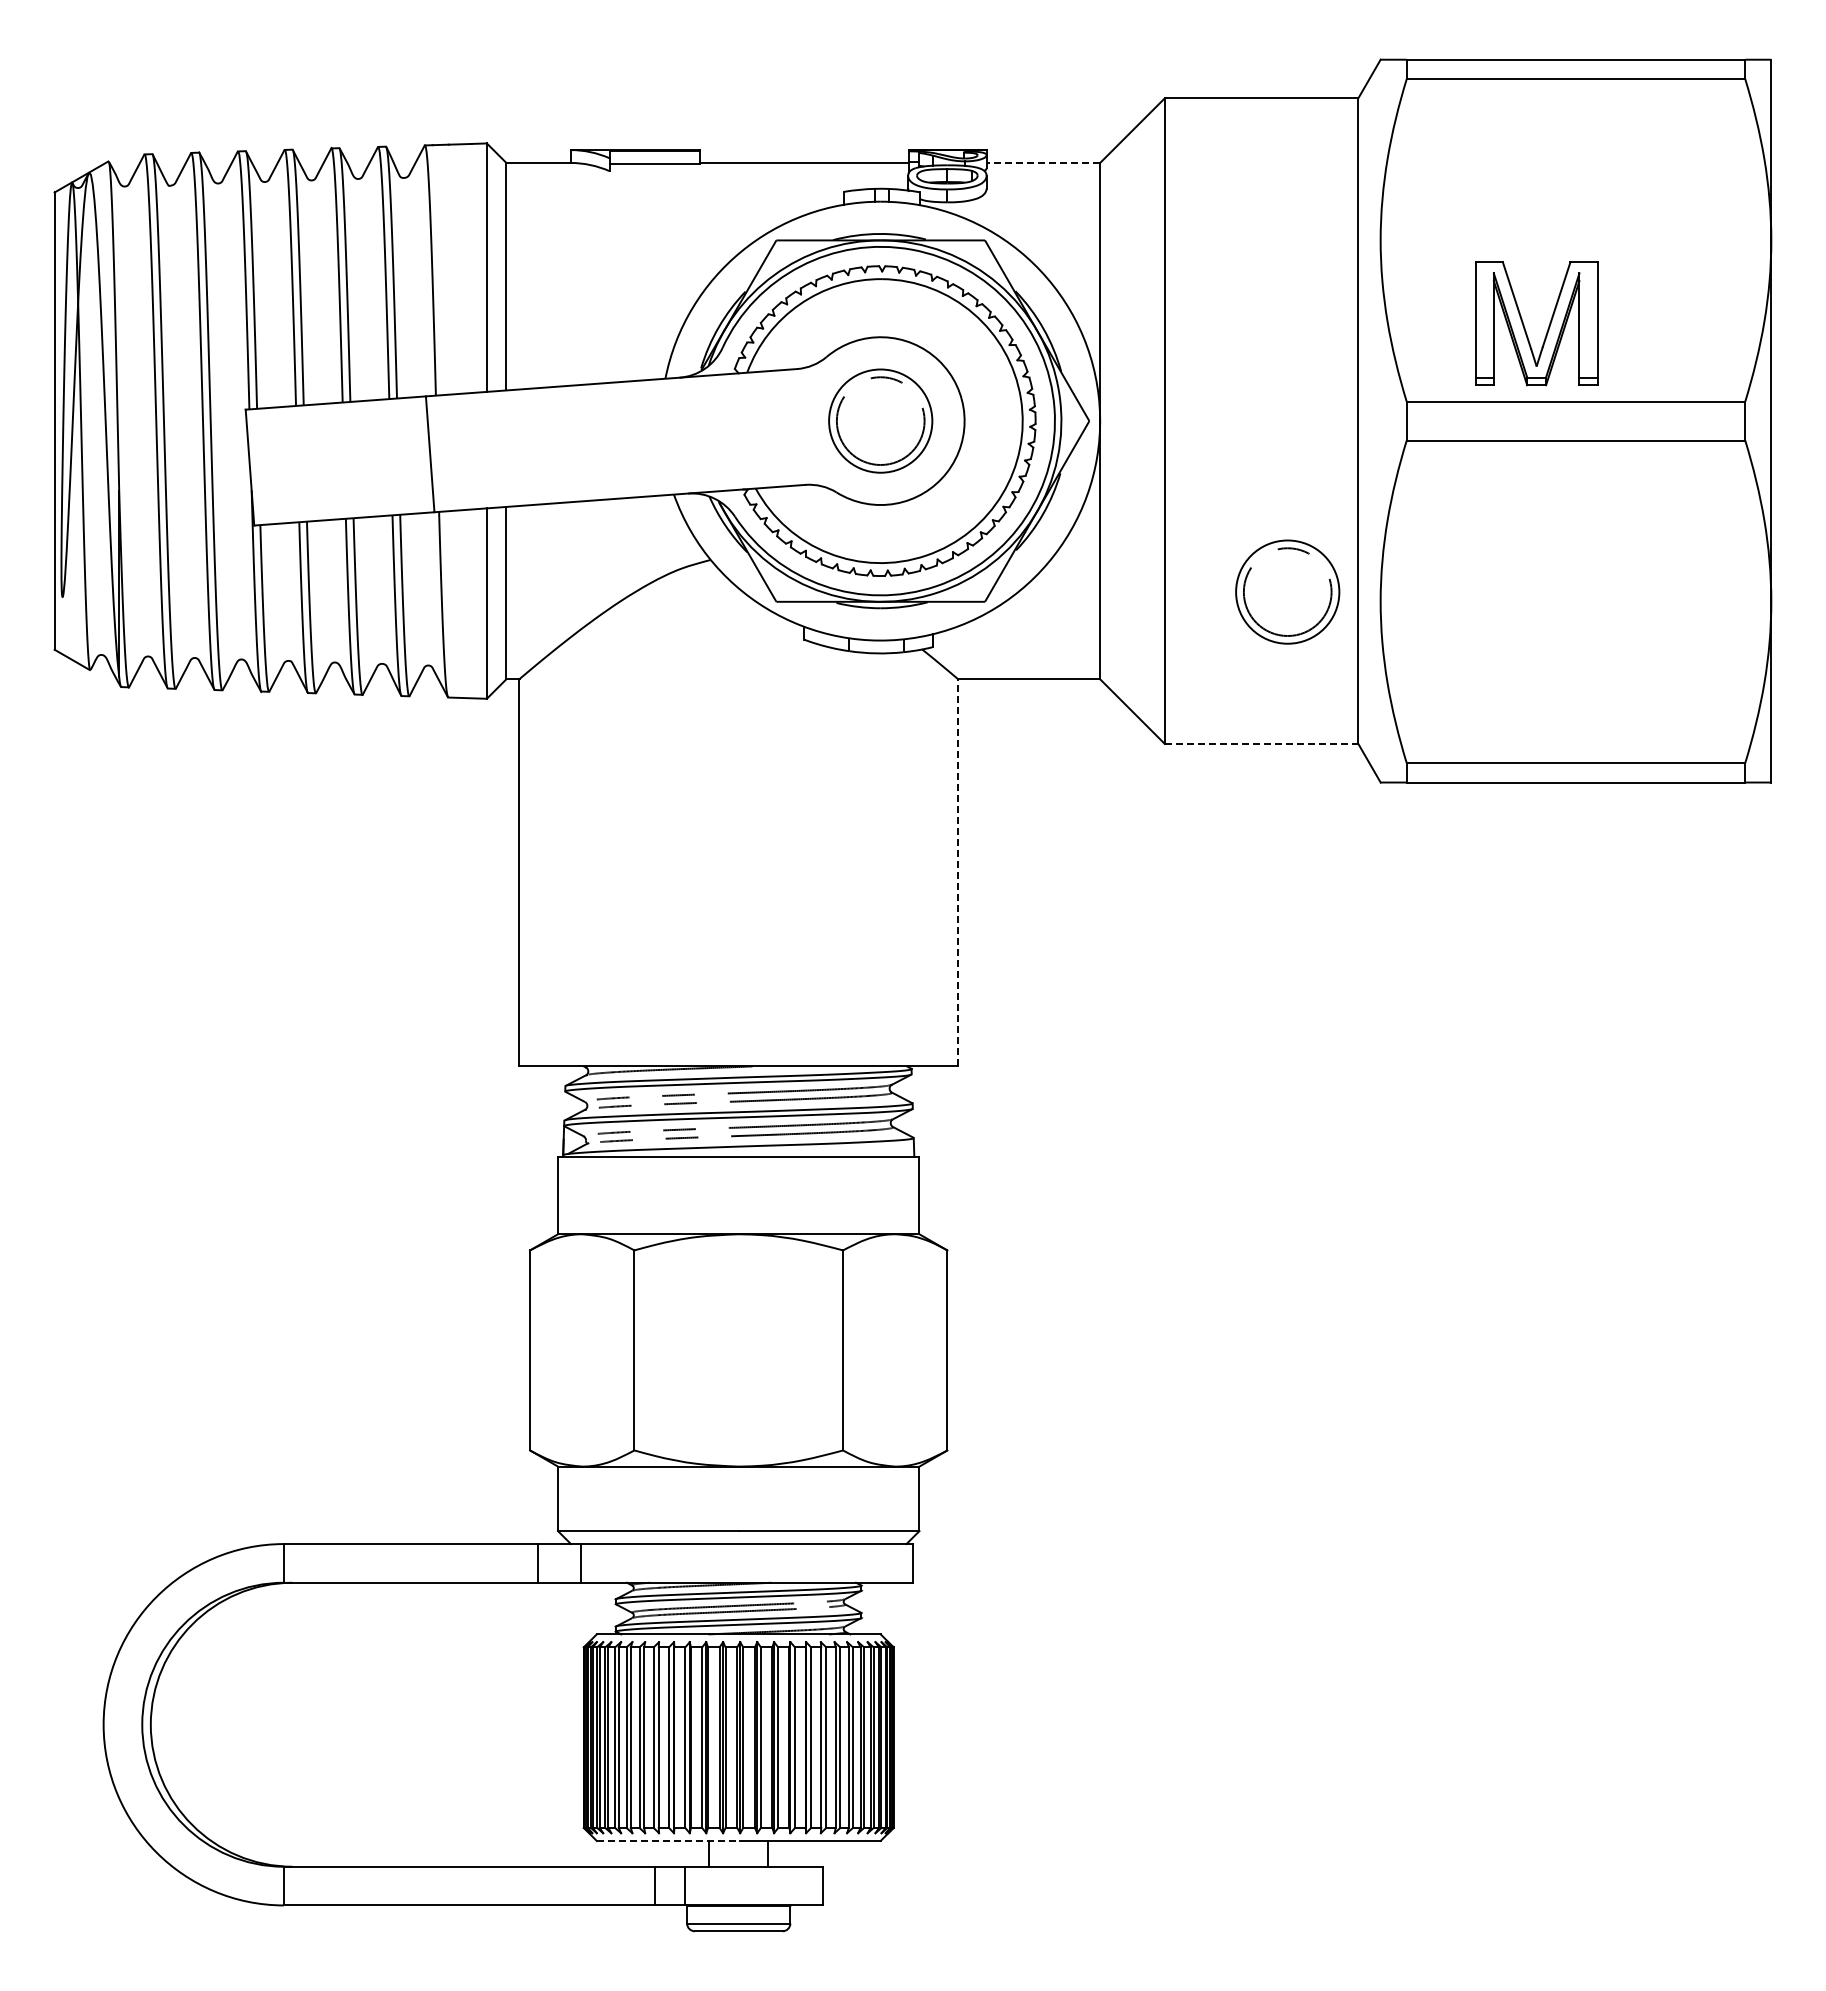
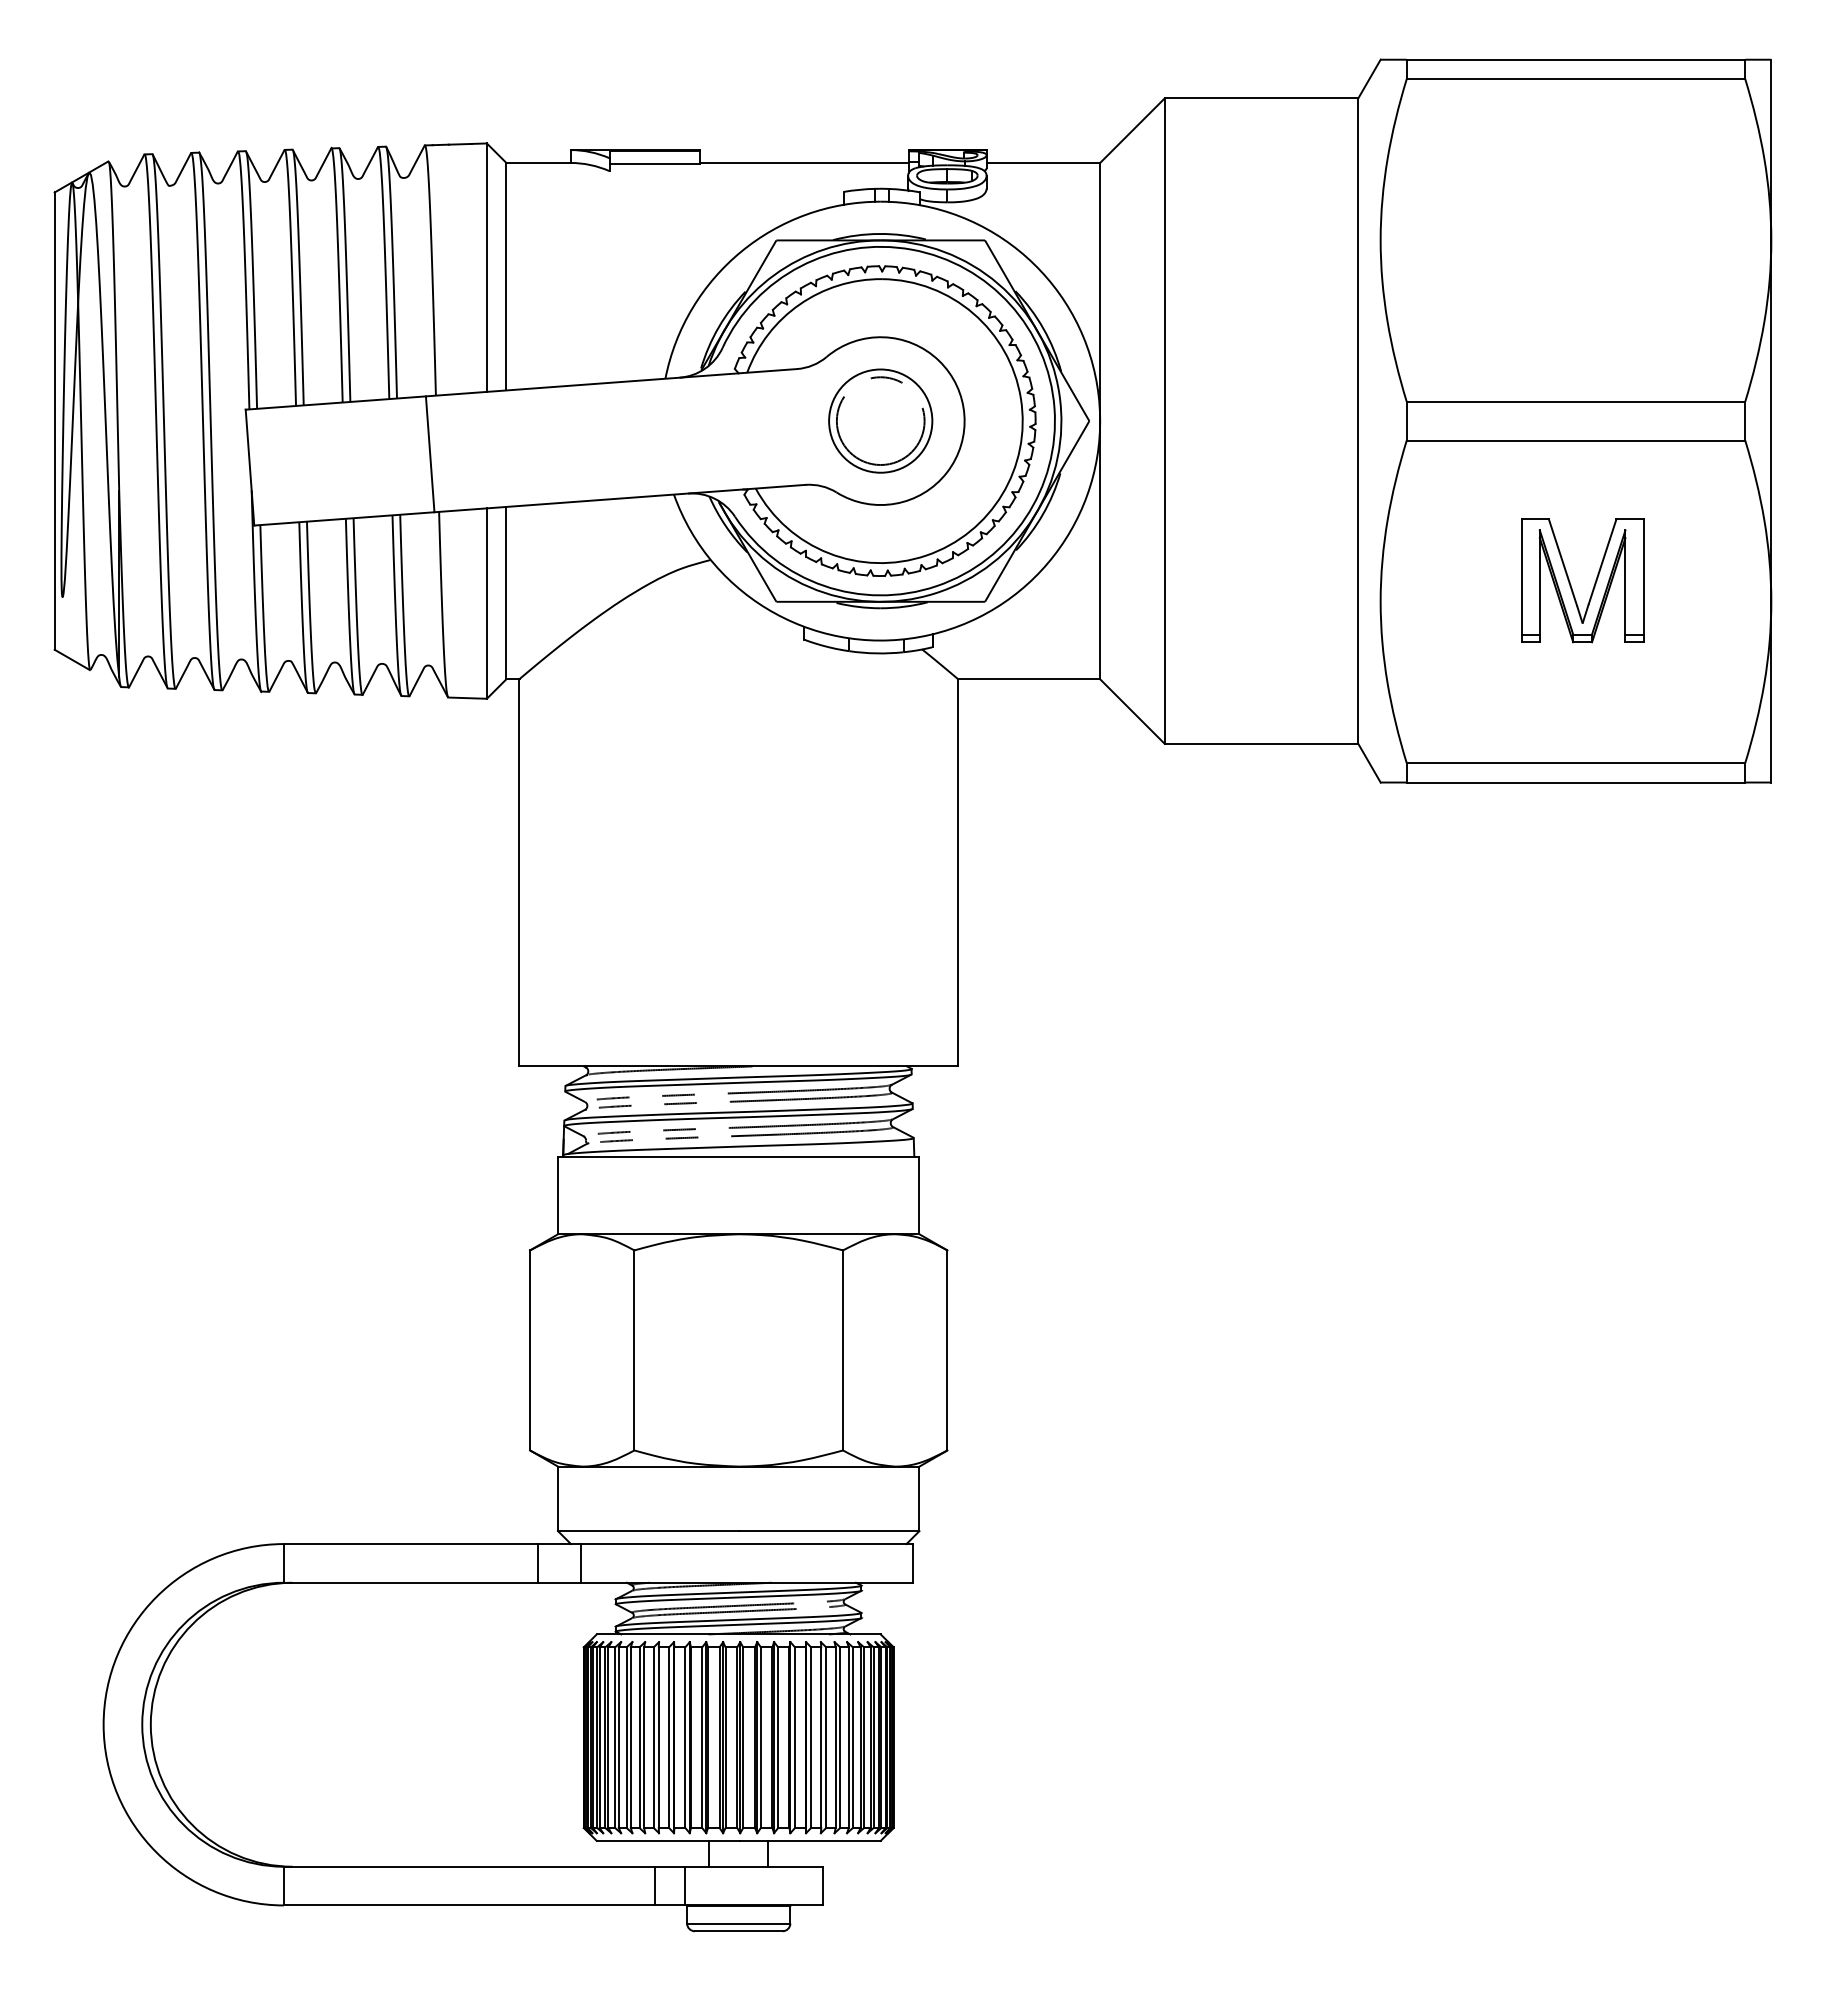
line: dashed -> solid (1043, 162)
part position: (1525, 327) -> (1571, 584) (1571, 584)
part: present -> none (1287, 591)
line: dashed -> solid (1261, 743)
line: dashed -> solid (958, 872)
line: dashed -> solid (668, 1840)
